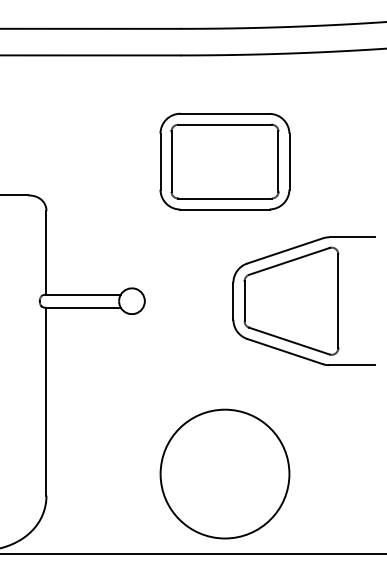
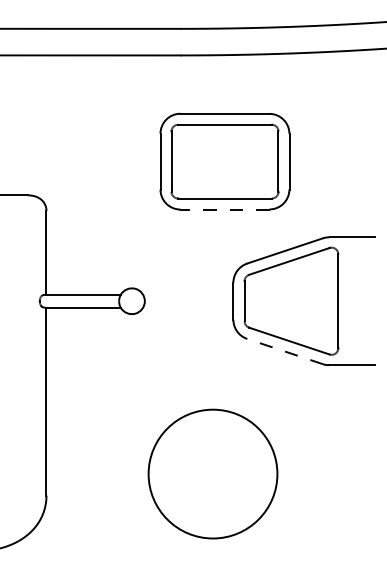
line: solid -> dashed (225, 209)
line: solid -> dashed (285, 351)
part position: (224, 473) -> (212, 473) (212, 473)
line: present -> none (192, 553)
